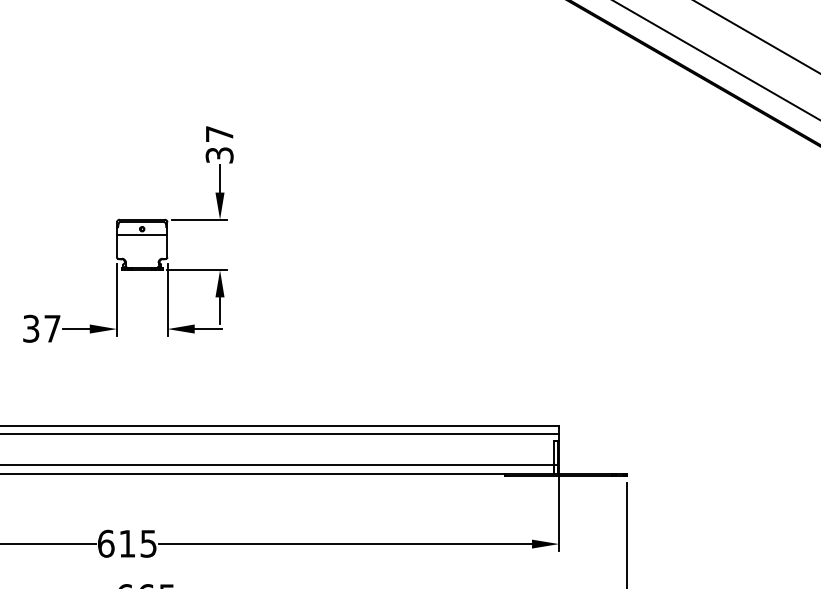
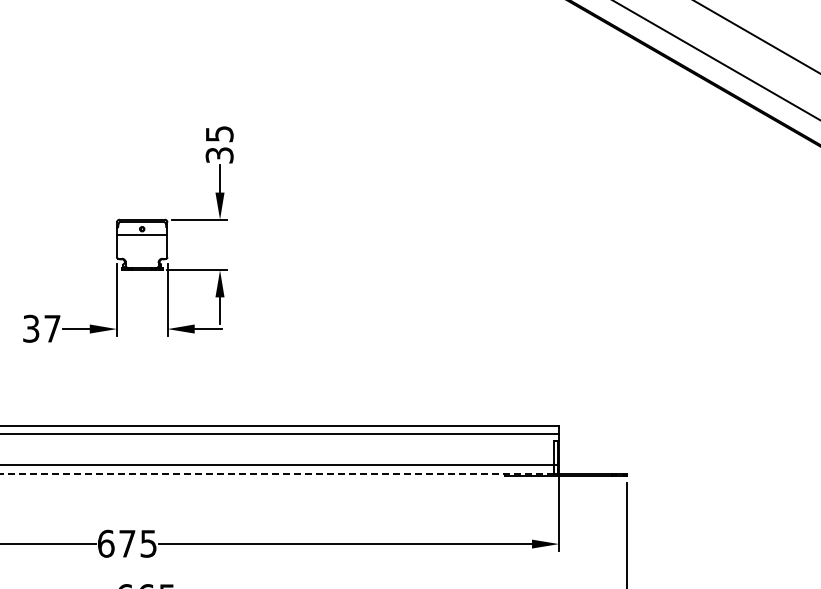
text: 37 -> 35 (219, 134)
line: solid -> dashed (277, 473)
text: 615 -> 675 (127, 543)
